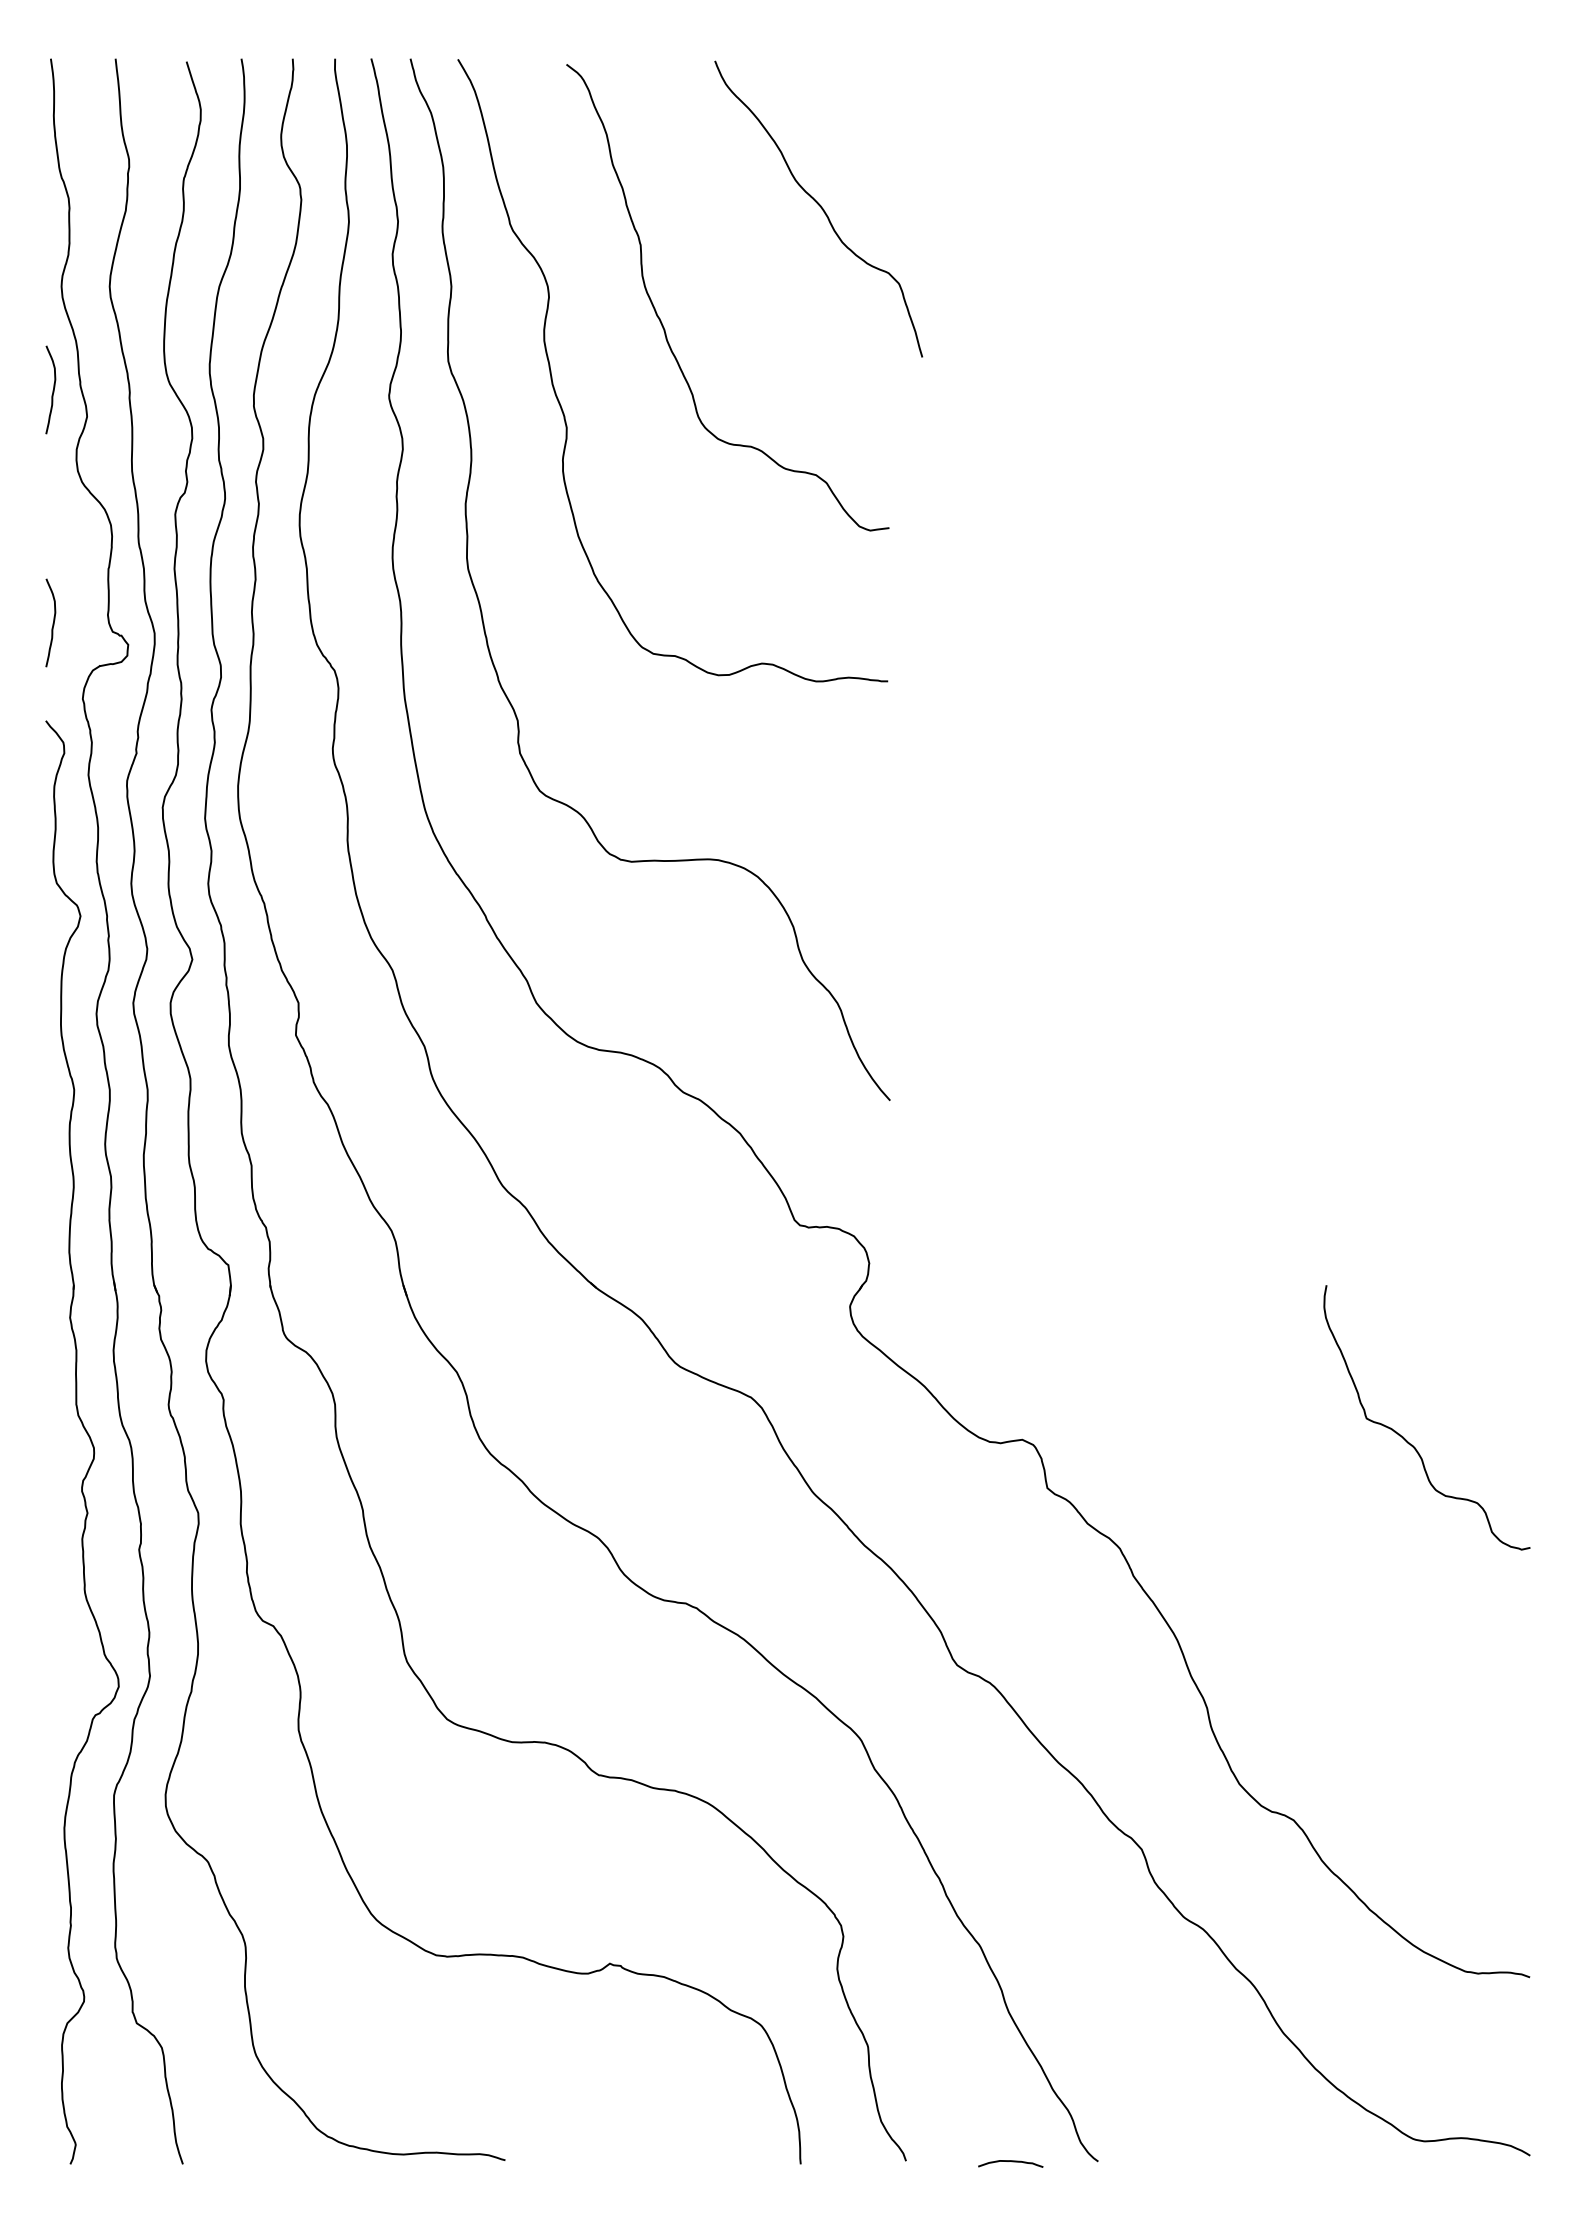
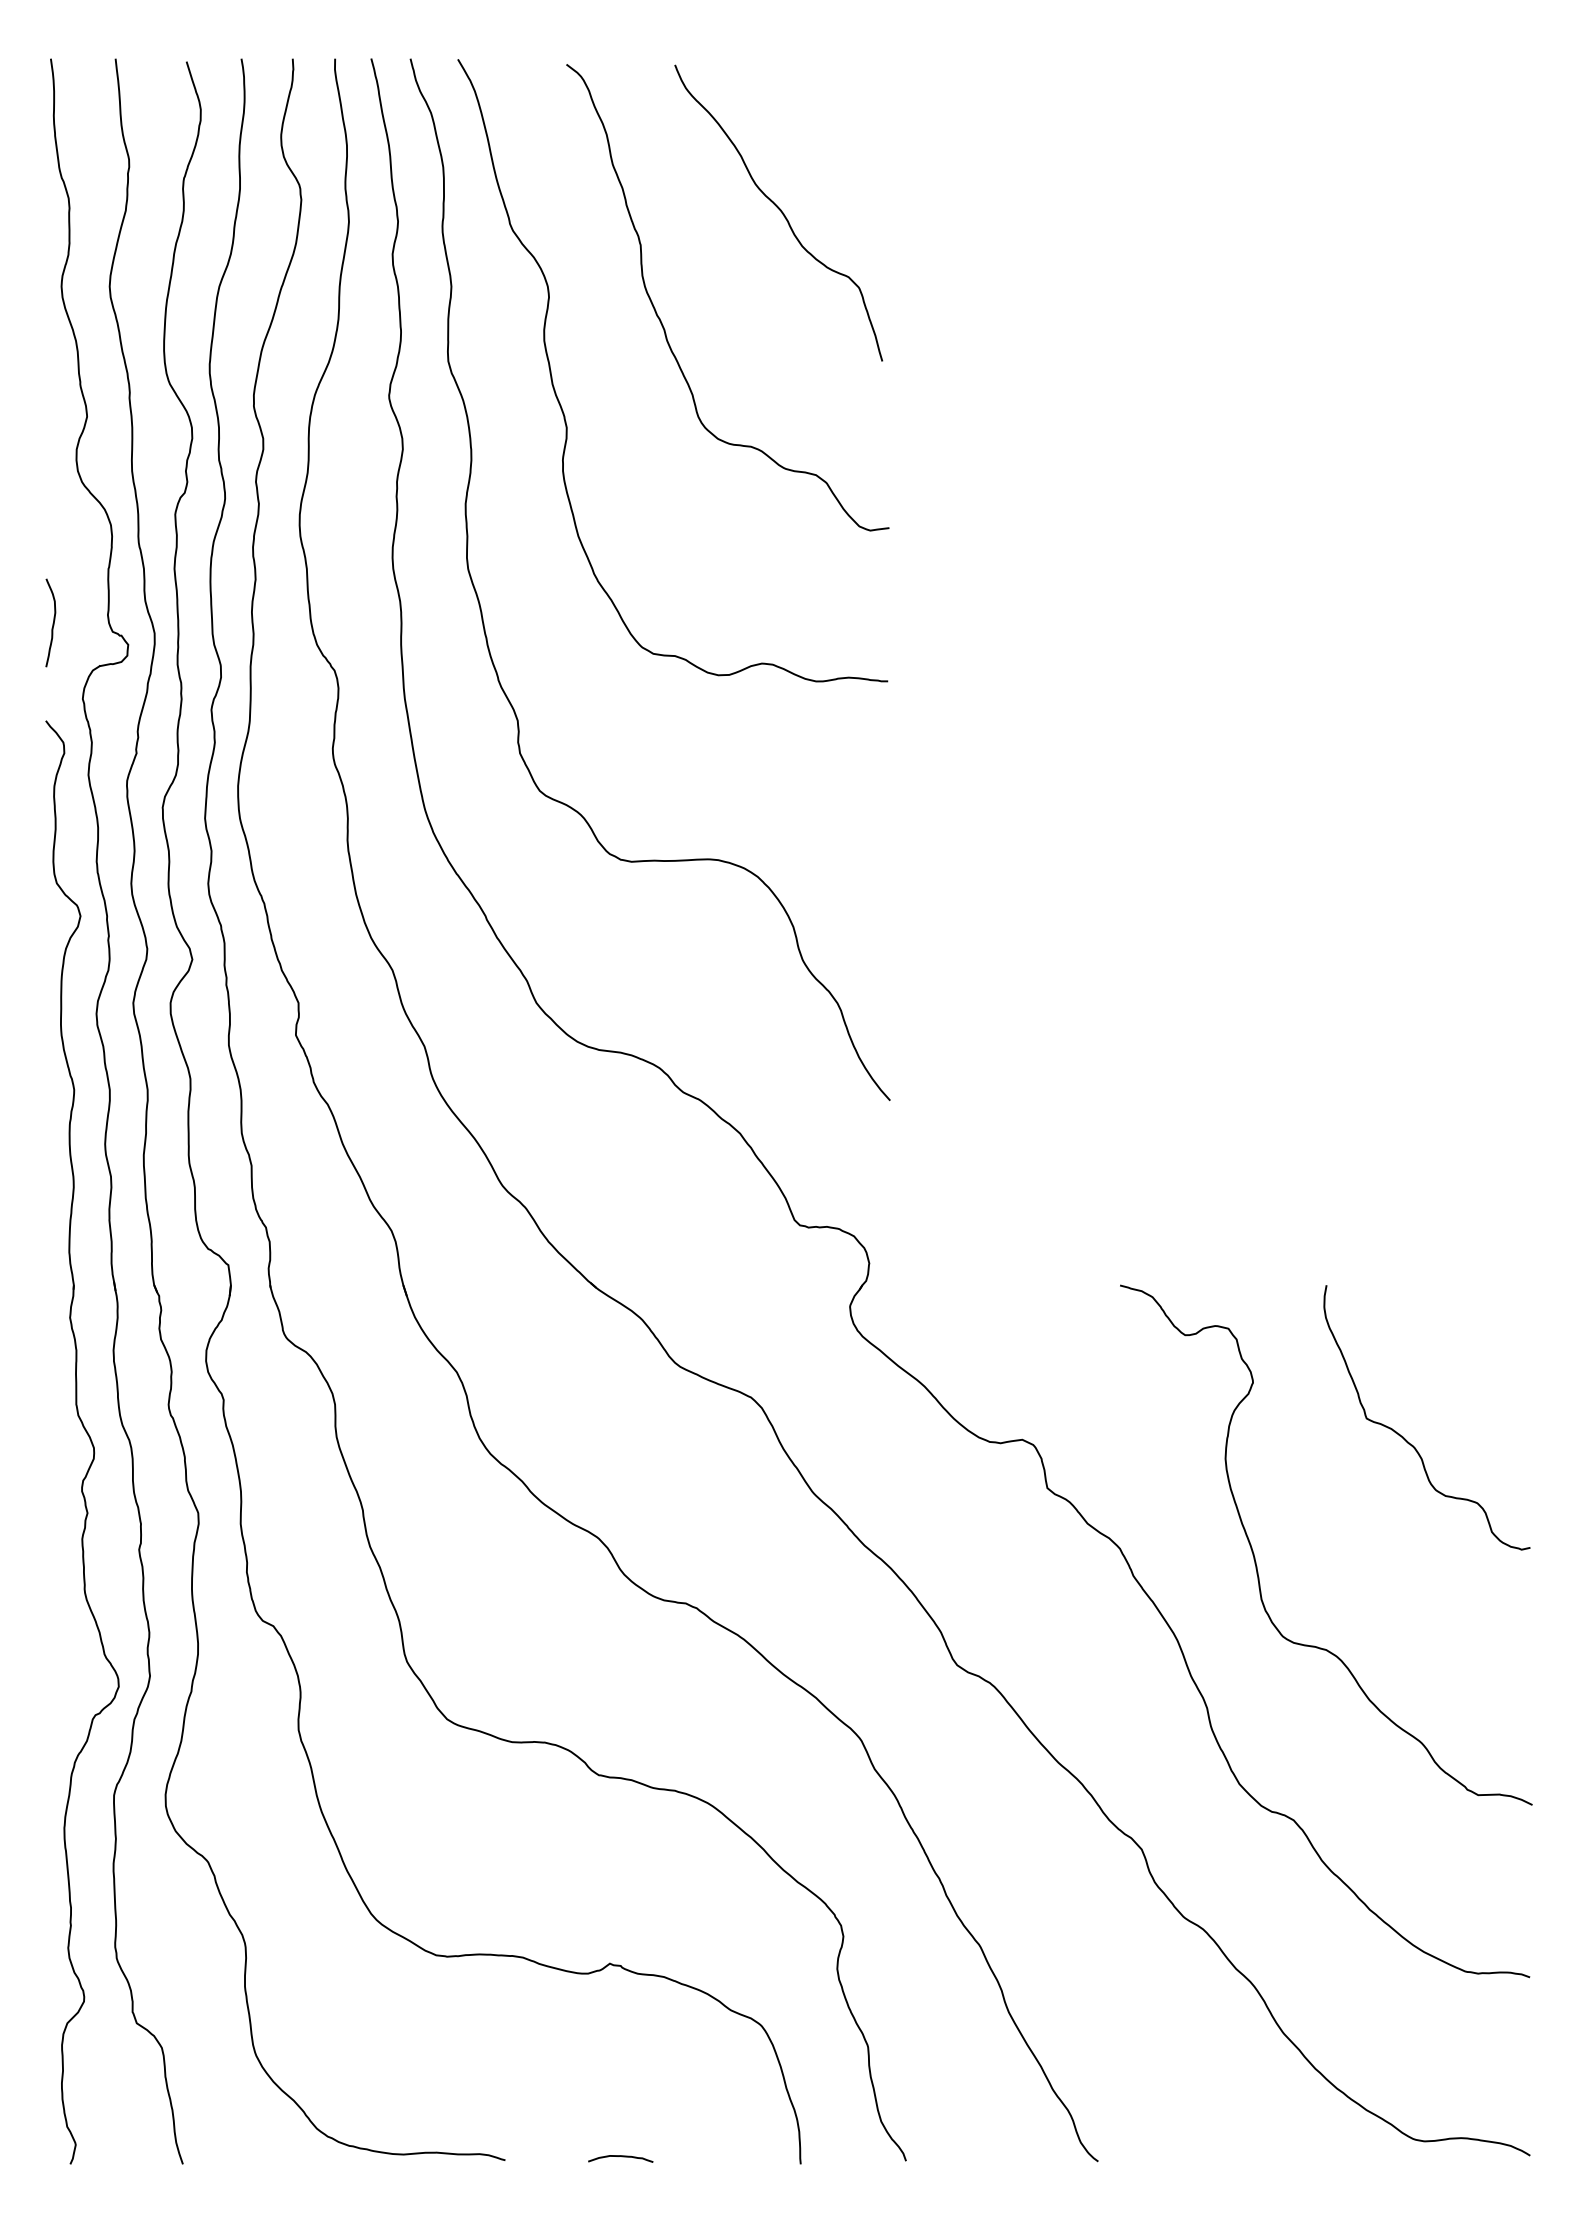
curve position: (819, 206) -> (779, 210) (779, 210)
curve: present -> none (52, 390)
curve: none -> present (1256, 1561)
curve position: (1010, 2161) -> (620, 2156) (620, 2156)
